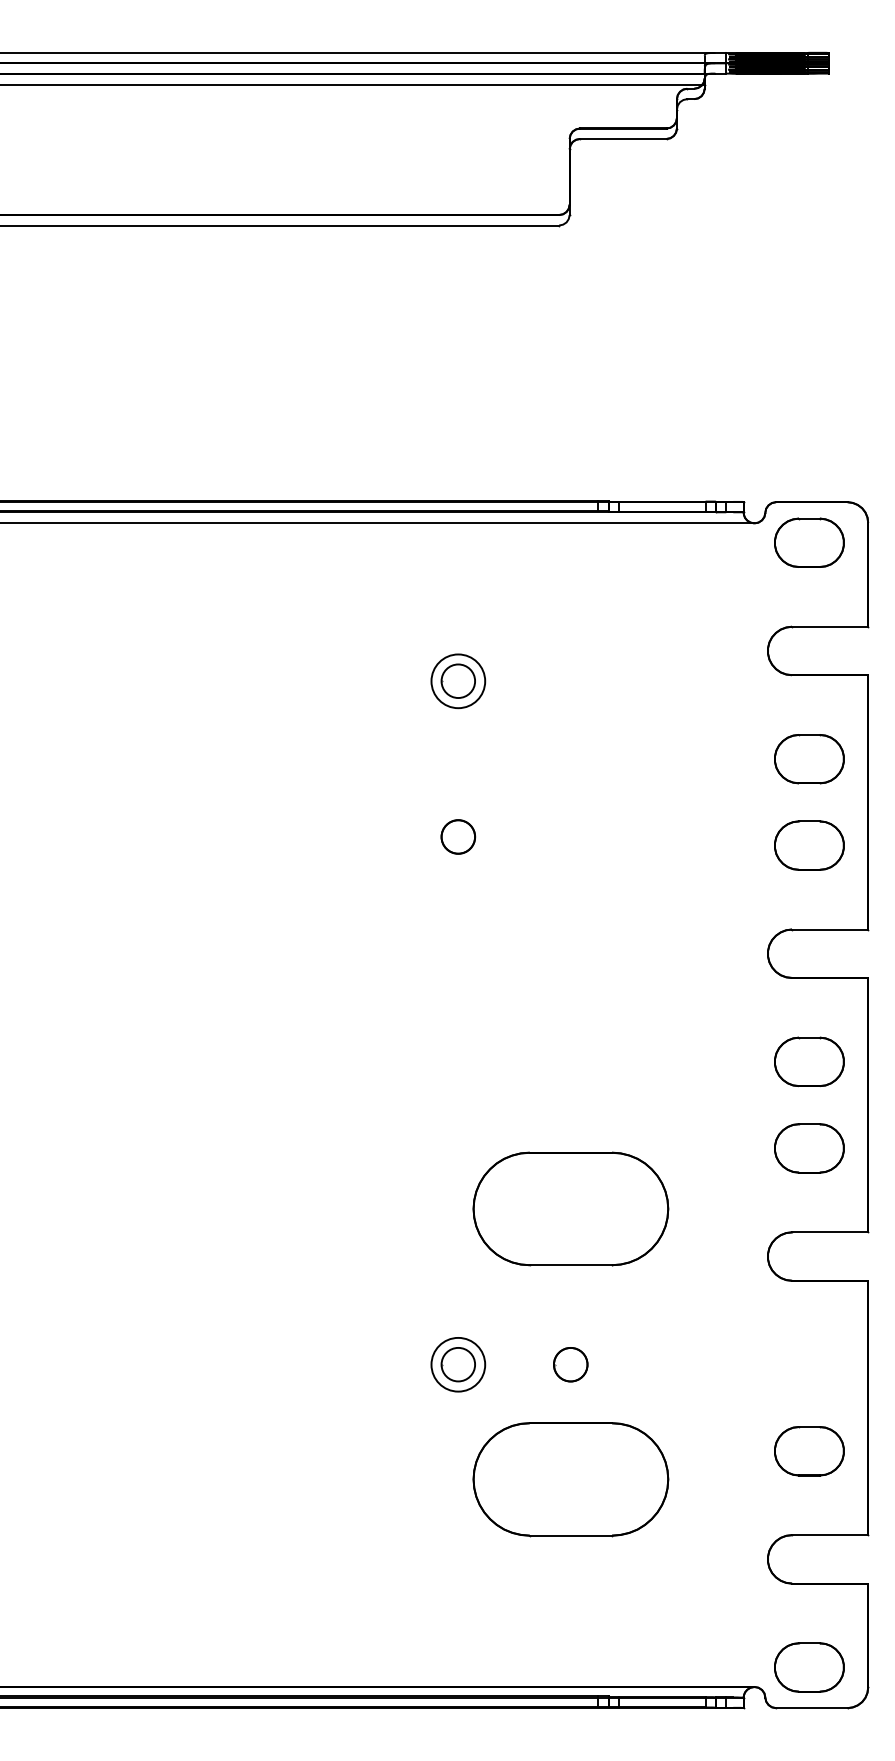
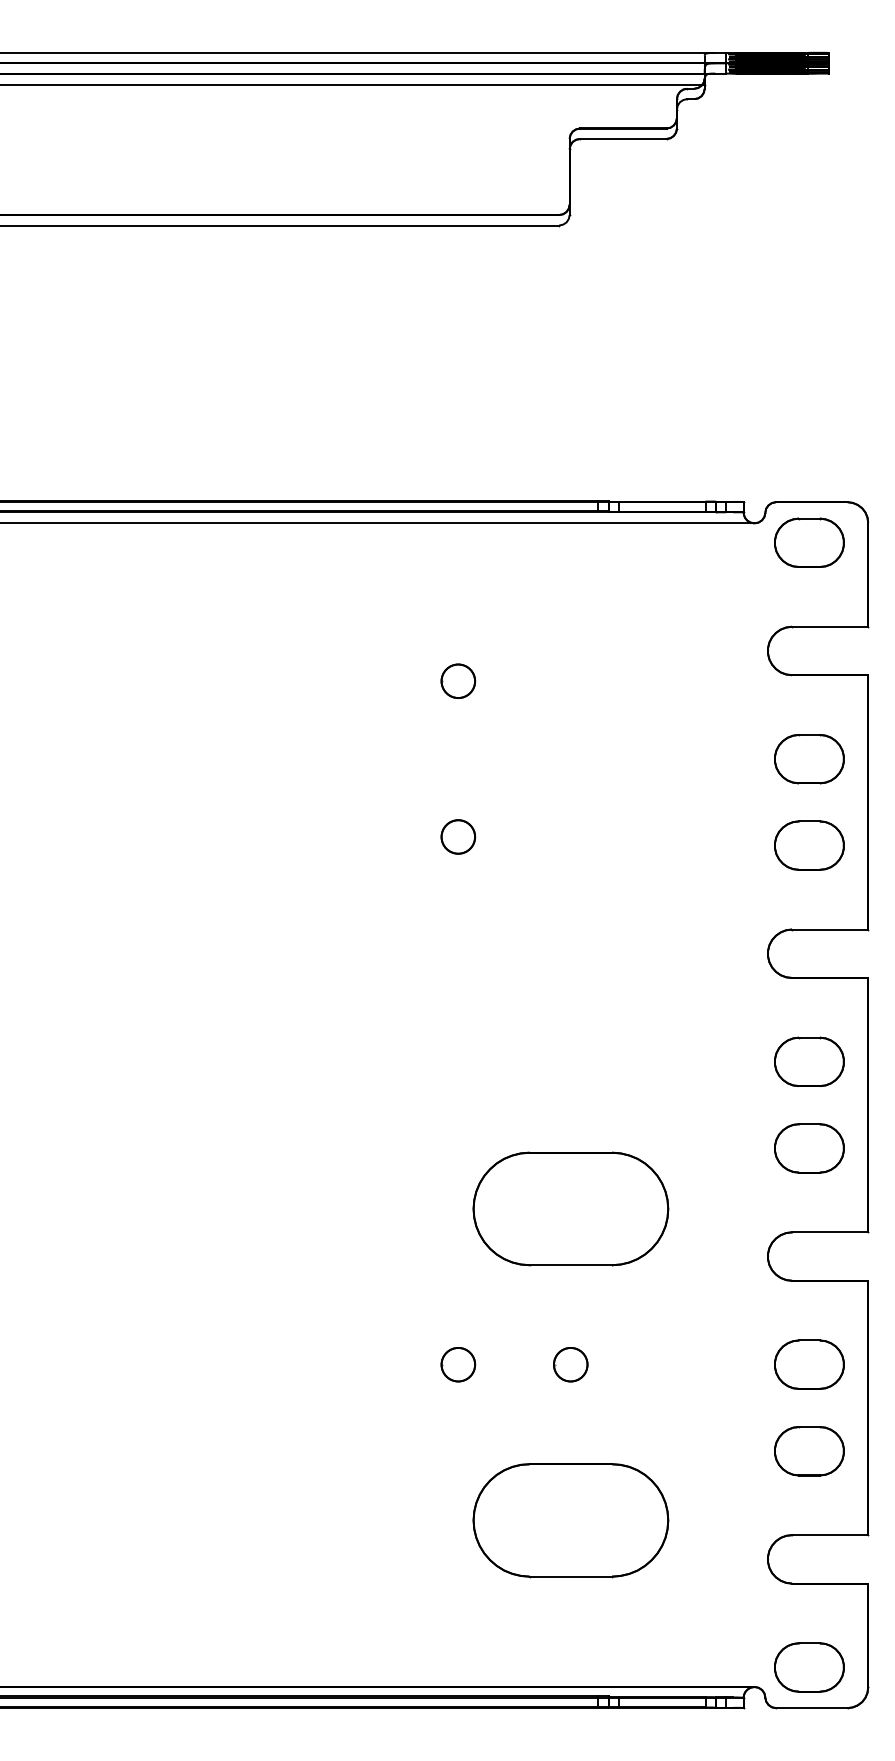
circle diameter: 54 px -> 34 px (458, 681)
circle diameter: 54 px -> 34 px (458, 1364)
part: none -> present (809, 1364)
part position: (570, 1479) -> (570, 1520) (570, 1520)
